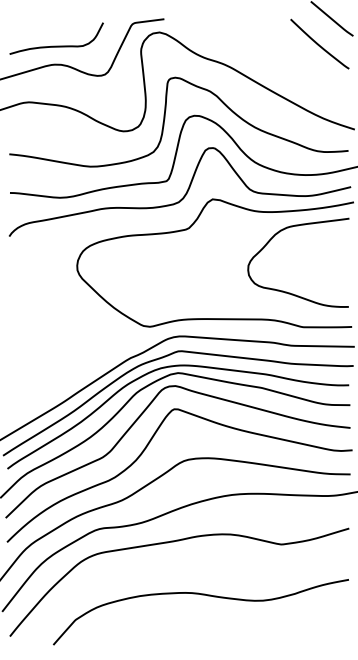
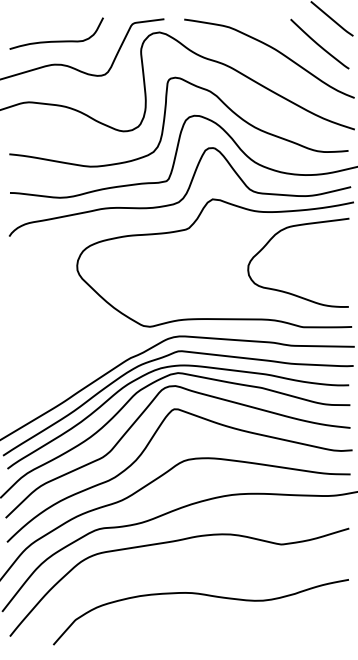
curve position: (56, 45) -> (56, 40) (56, 40)
curve: none -> present (274, 50)
